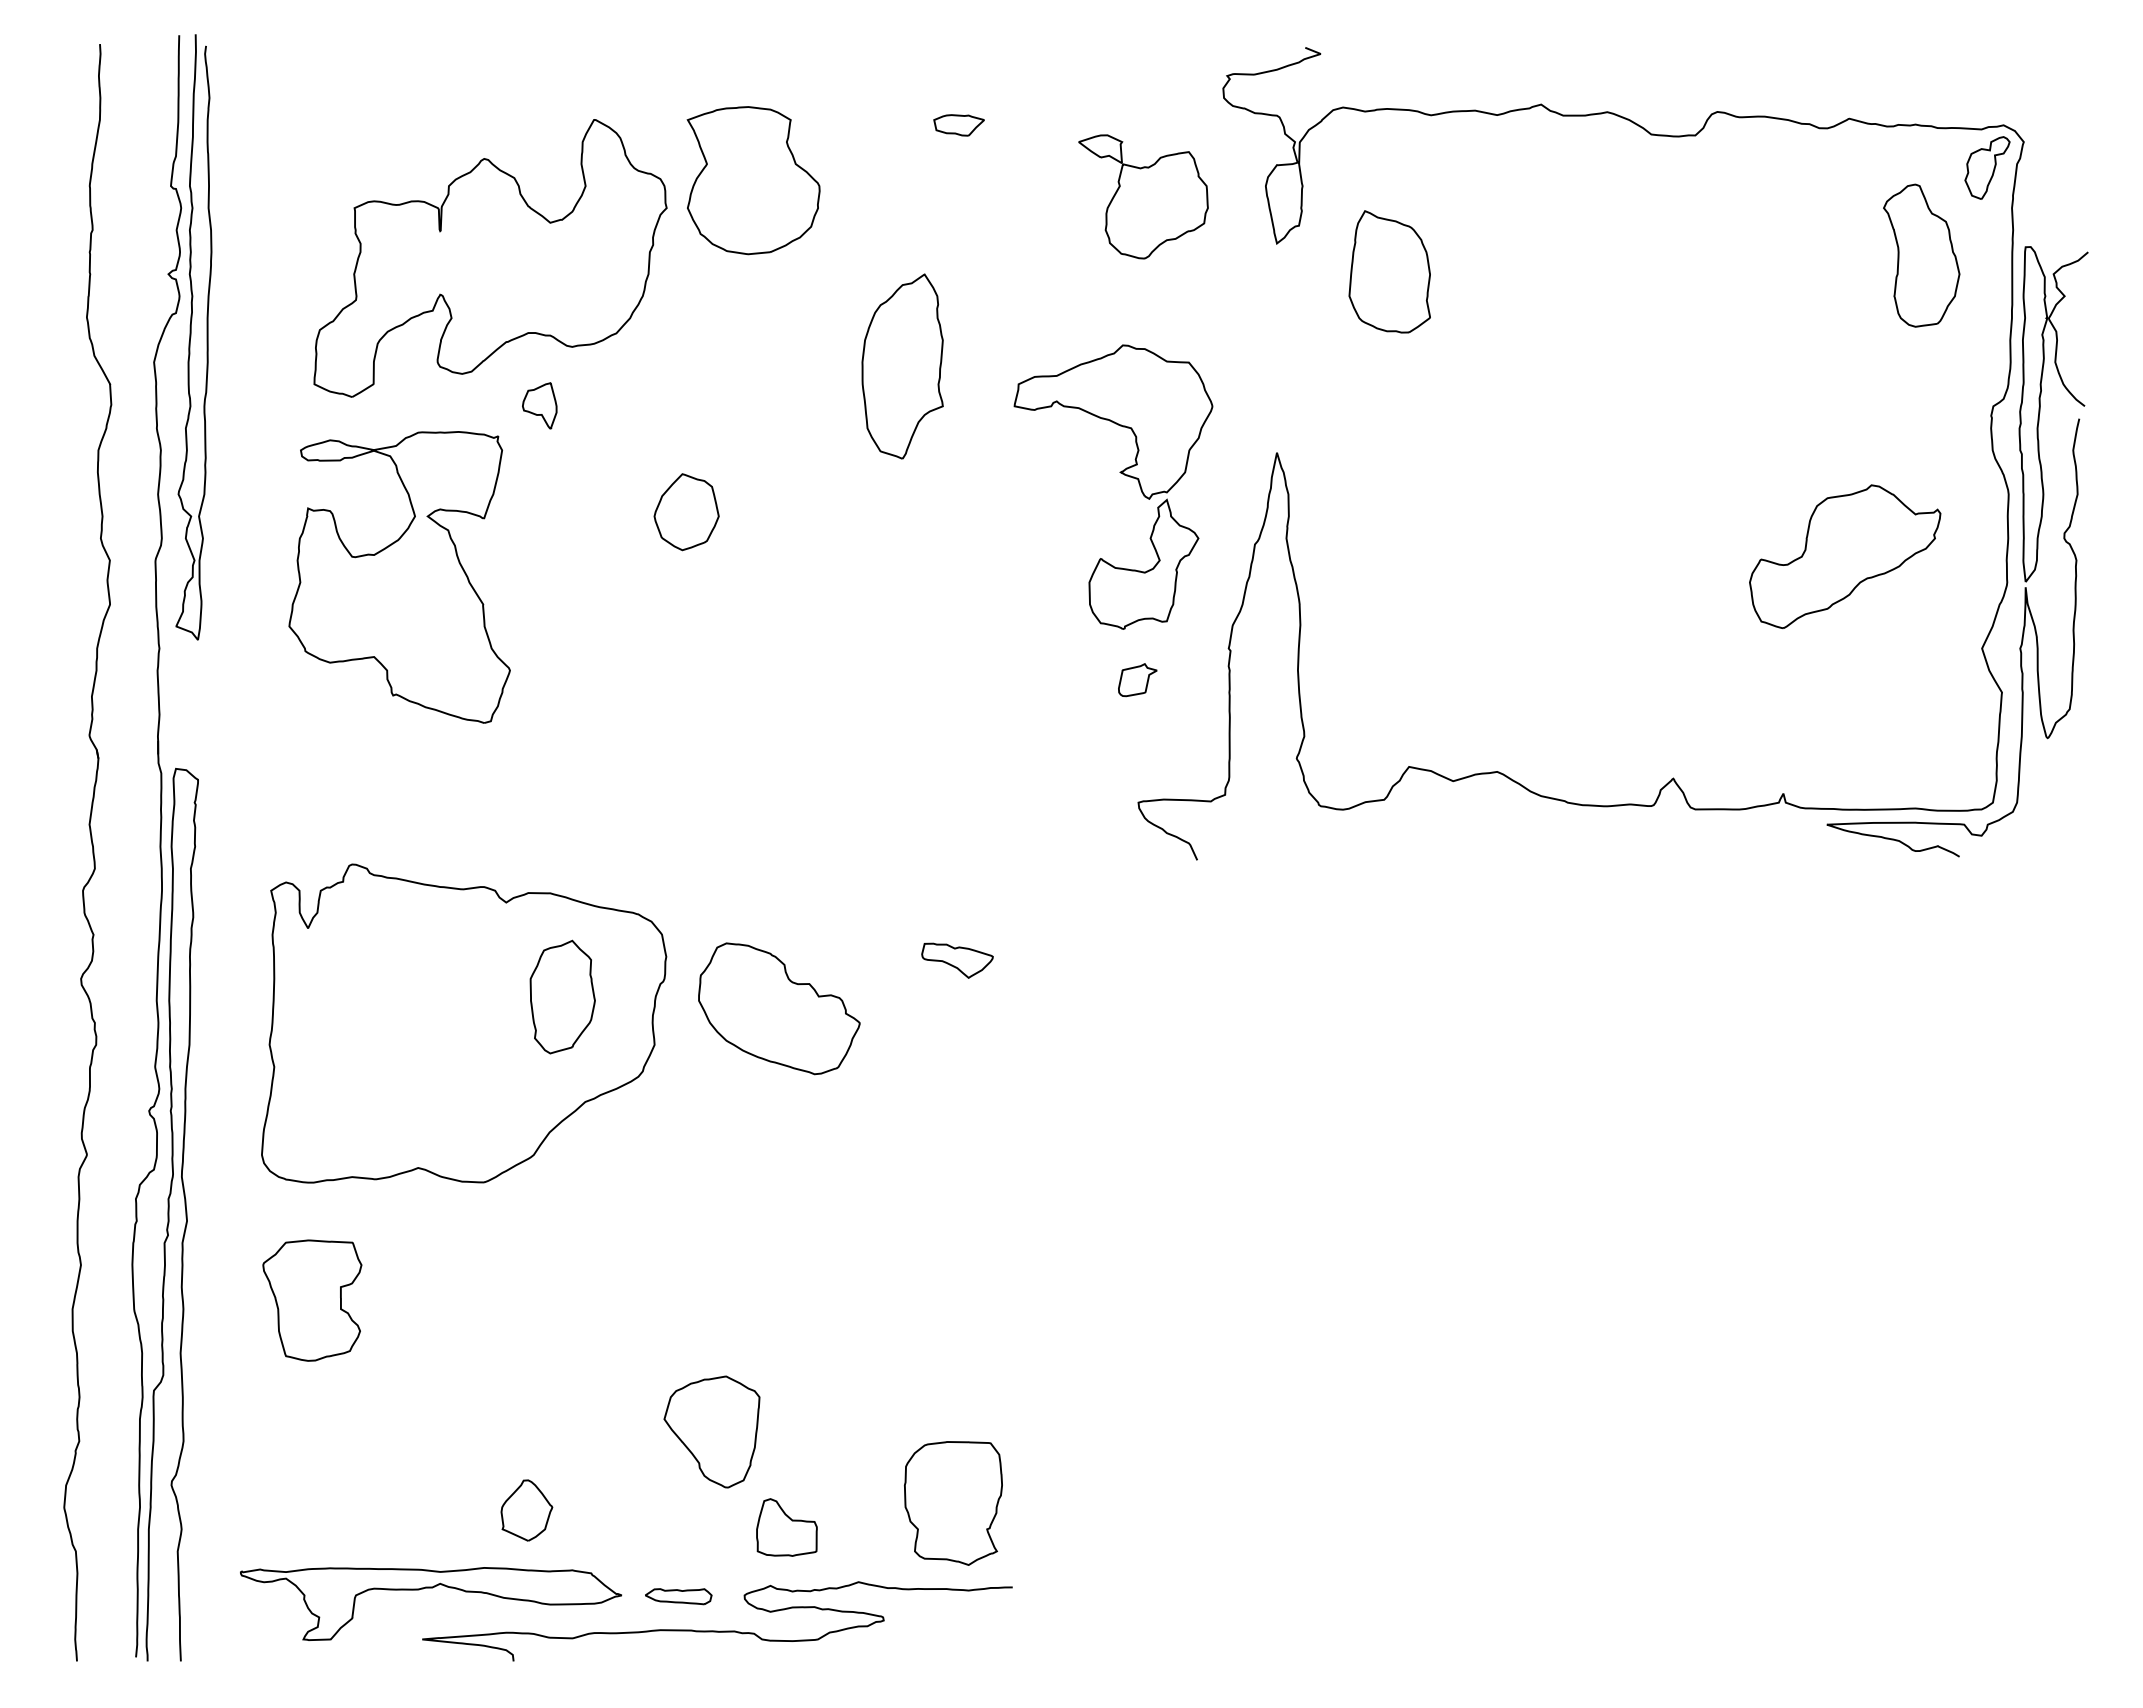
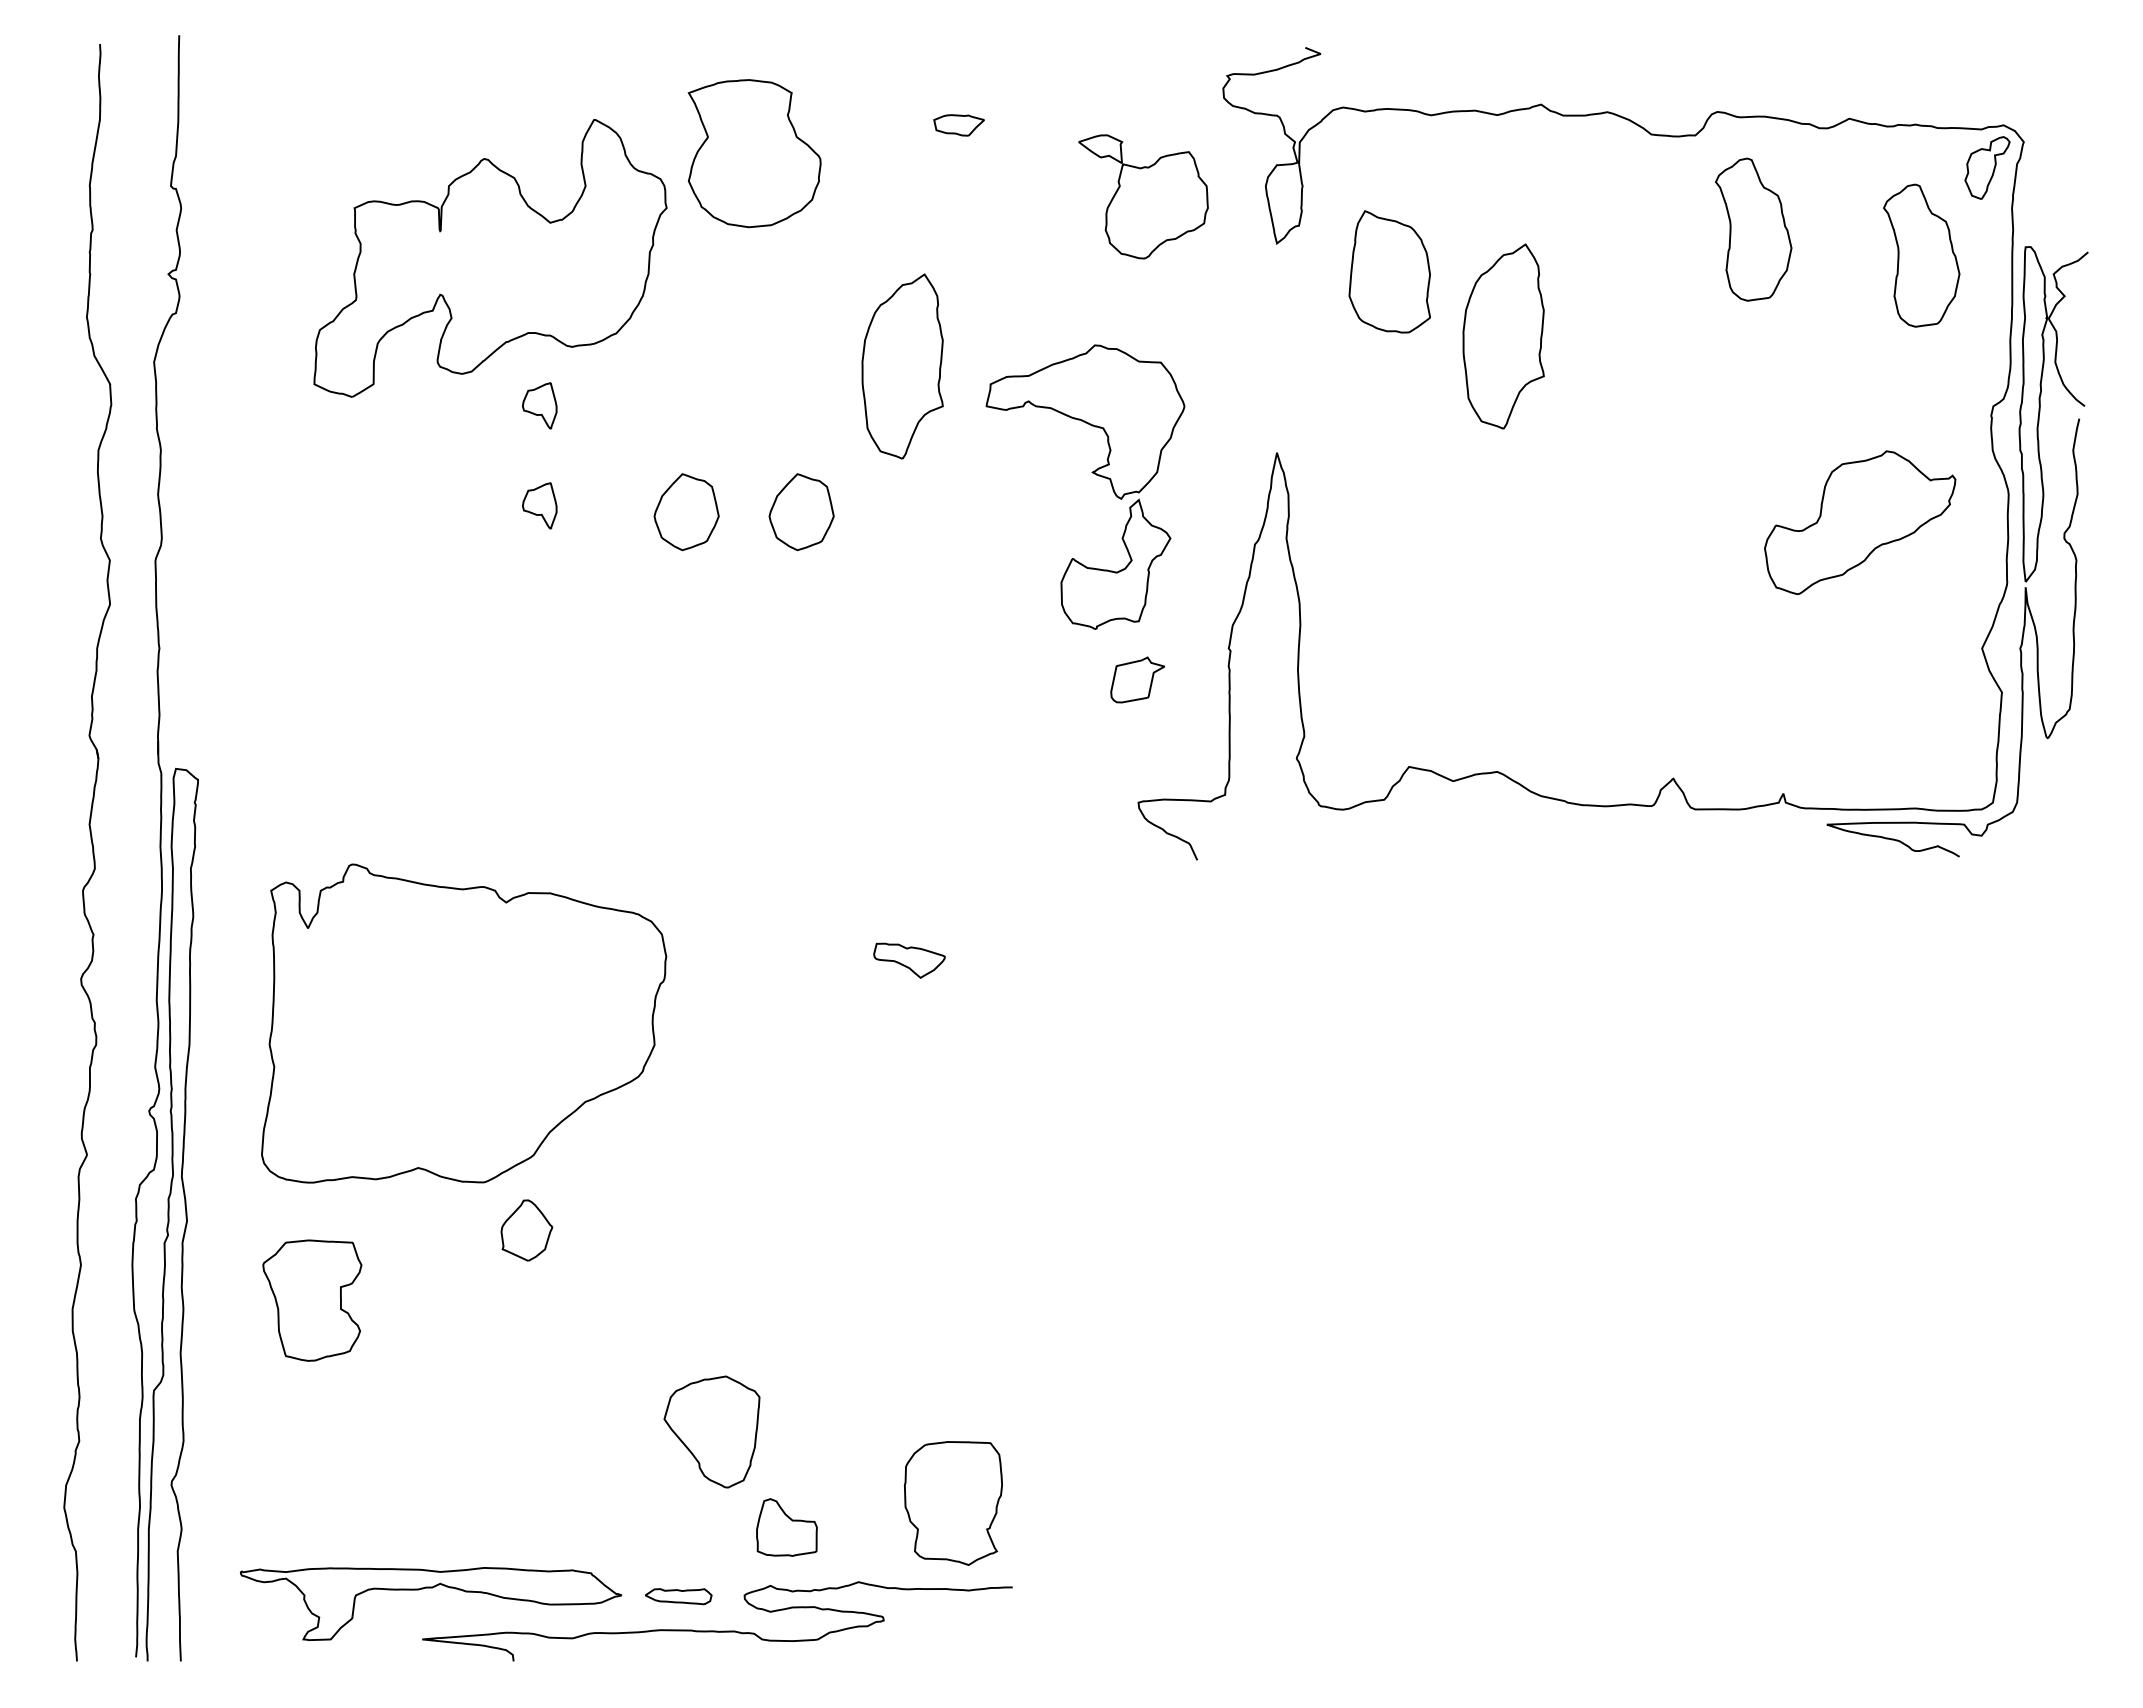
part position: (753, 180) -> (754, 153) (754, 153)
part: none -> present (1753, 229)
part: none -> present (1503, 336)
curve: present -> none (191, 337)
part position: (1120, 473) -> (1092, 473) (1092, 473)
part: none -> present (539, 505)
part: none -> present (801, 512)
part position: (1845, 556) -> (1860, 522) (1860, 522)
part: present -> none (399, 577)
part size: 40x35 px -> 55x48 px (1137, 679)
part position: (957, 960) -> (909, 960) (909, 960)
part: present -> none (562, 996)
part: present -> none (779, 1008)
part position: (526, 1510) -> (526, 1230) (526, 1230)
